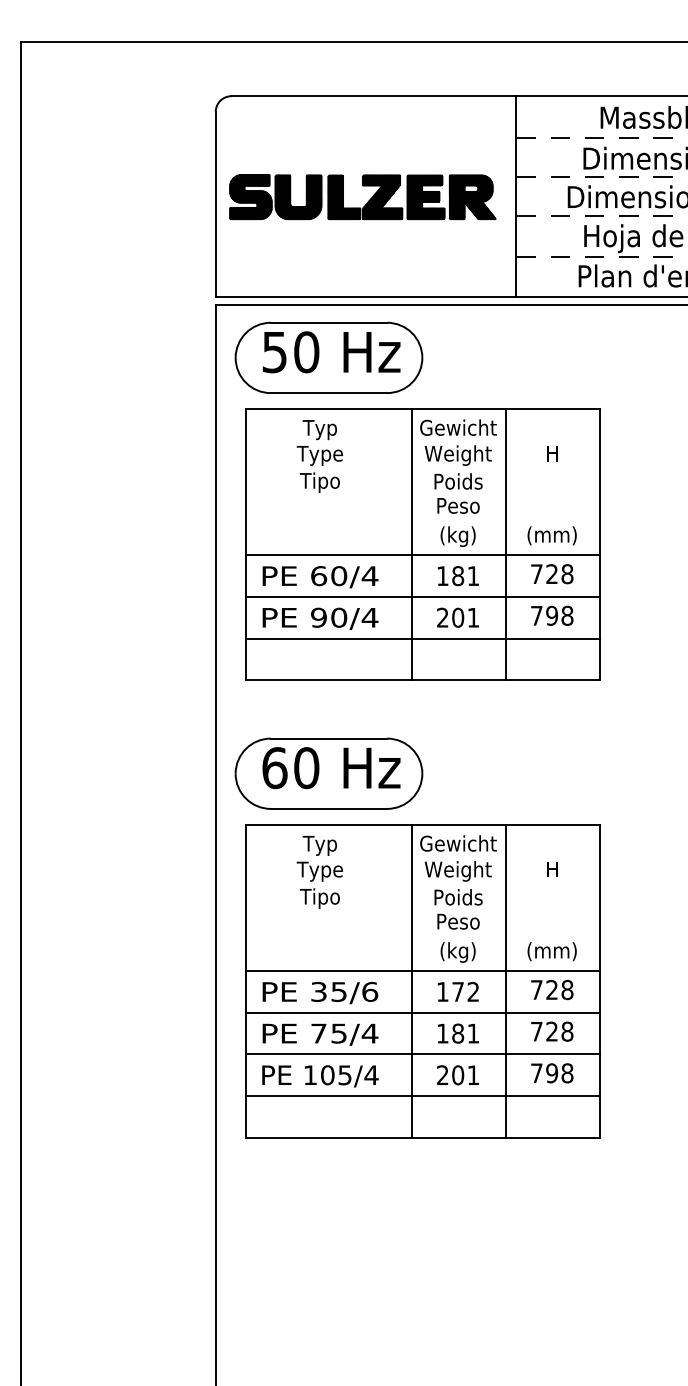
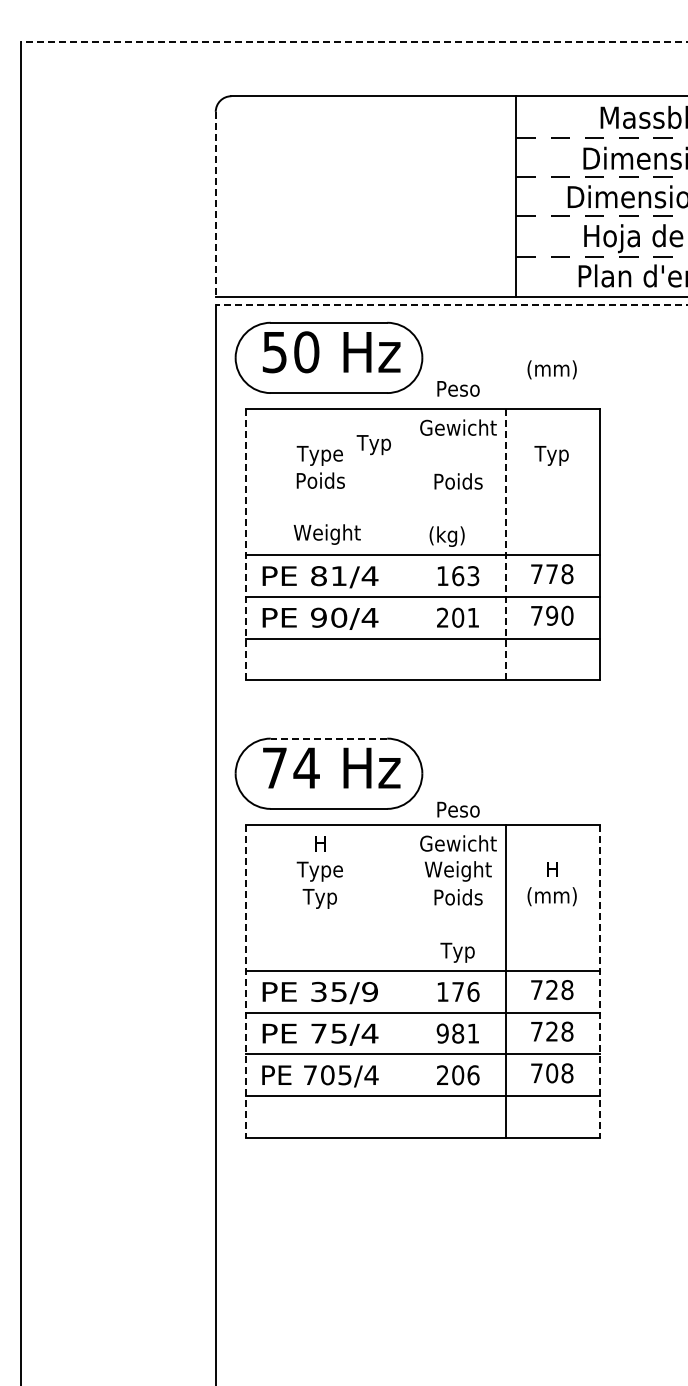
line: solid -> dashed (353, 41)
part: present -> none (367, 201)
line: solid -> dashed (215, 204)
line: solid -> dashed (451, 304)
text position: (319, 430) -> (373, 445) (373, 445)
text position: (457, 455) -> (326, 534) (326, 534)
text: H -> Typ (551, 455)
text: Tipo -> Poids (320, 482)
text position: (458, 505) -> (458, 388) (458, 388)
text position: (551, 535) -> (551, 369) (551, 369)
text position: (457, 536) -> (446, 536) (446, 536)
line: present -> none (411, 544)
line: solid -> dashed (245, 545)
line: solid -> dashed (505, 545)
text: 728 -> 778 (551, 573)
text: 60/4 -> 81/4 (329, 576)
text: 181 -> 163 (465, 576)
text: 798 -> 790 (567, 615)
line: solid -> dashed (328, 738)
text: 60 -> 74 (290, 768)
text: Typ -> H (319, 845)
text: Tipo -> Typ (319, 898)
text position: (458, 921) -> (458, 809) (458, 809)
text position: (551, 951) -> (551, 896) (551, 896)
text: (kg) -> Typ (457, 952)
line: solid -> dashed (245, 981)
line: present -> none (411, 981)
line: solid -> dashed (599, 981)
text: 35/6 -> 35/9 (370, 991)
text: 172 -> 176 (473, 991)
text: 181 -> 981 (442, 1033)
text: 798 -> 708 (552, 1073)
text: 105/4 -> 705/4 (310, 1074)
text: 201 -> 206 (473, 1075)
